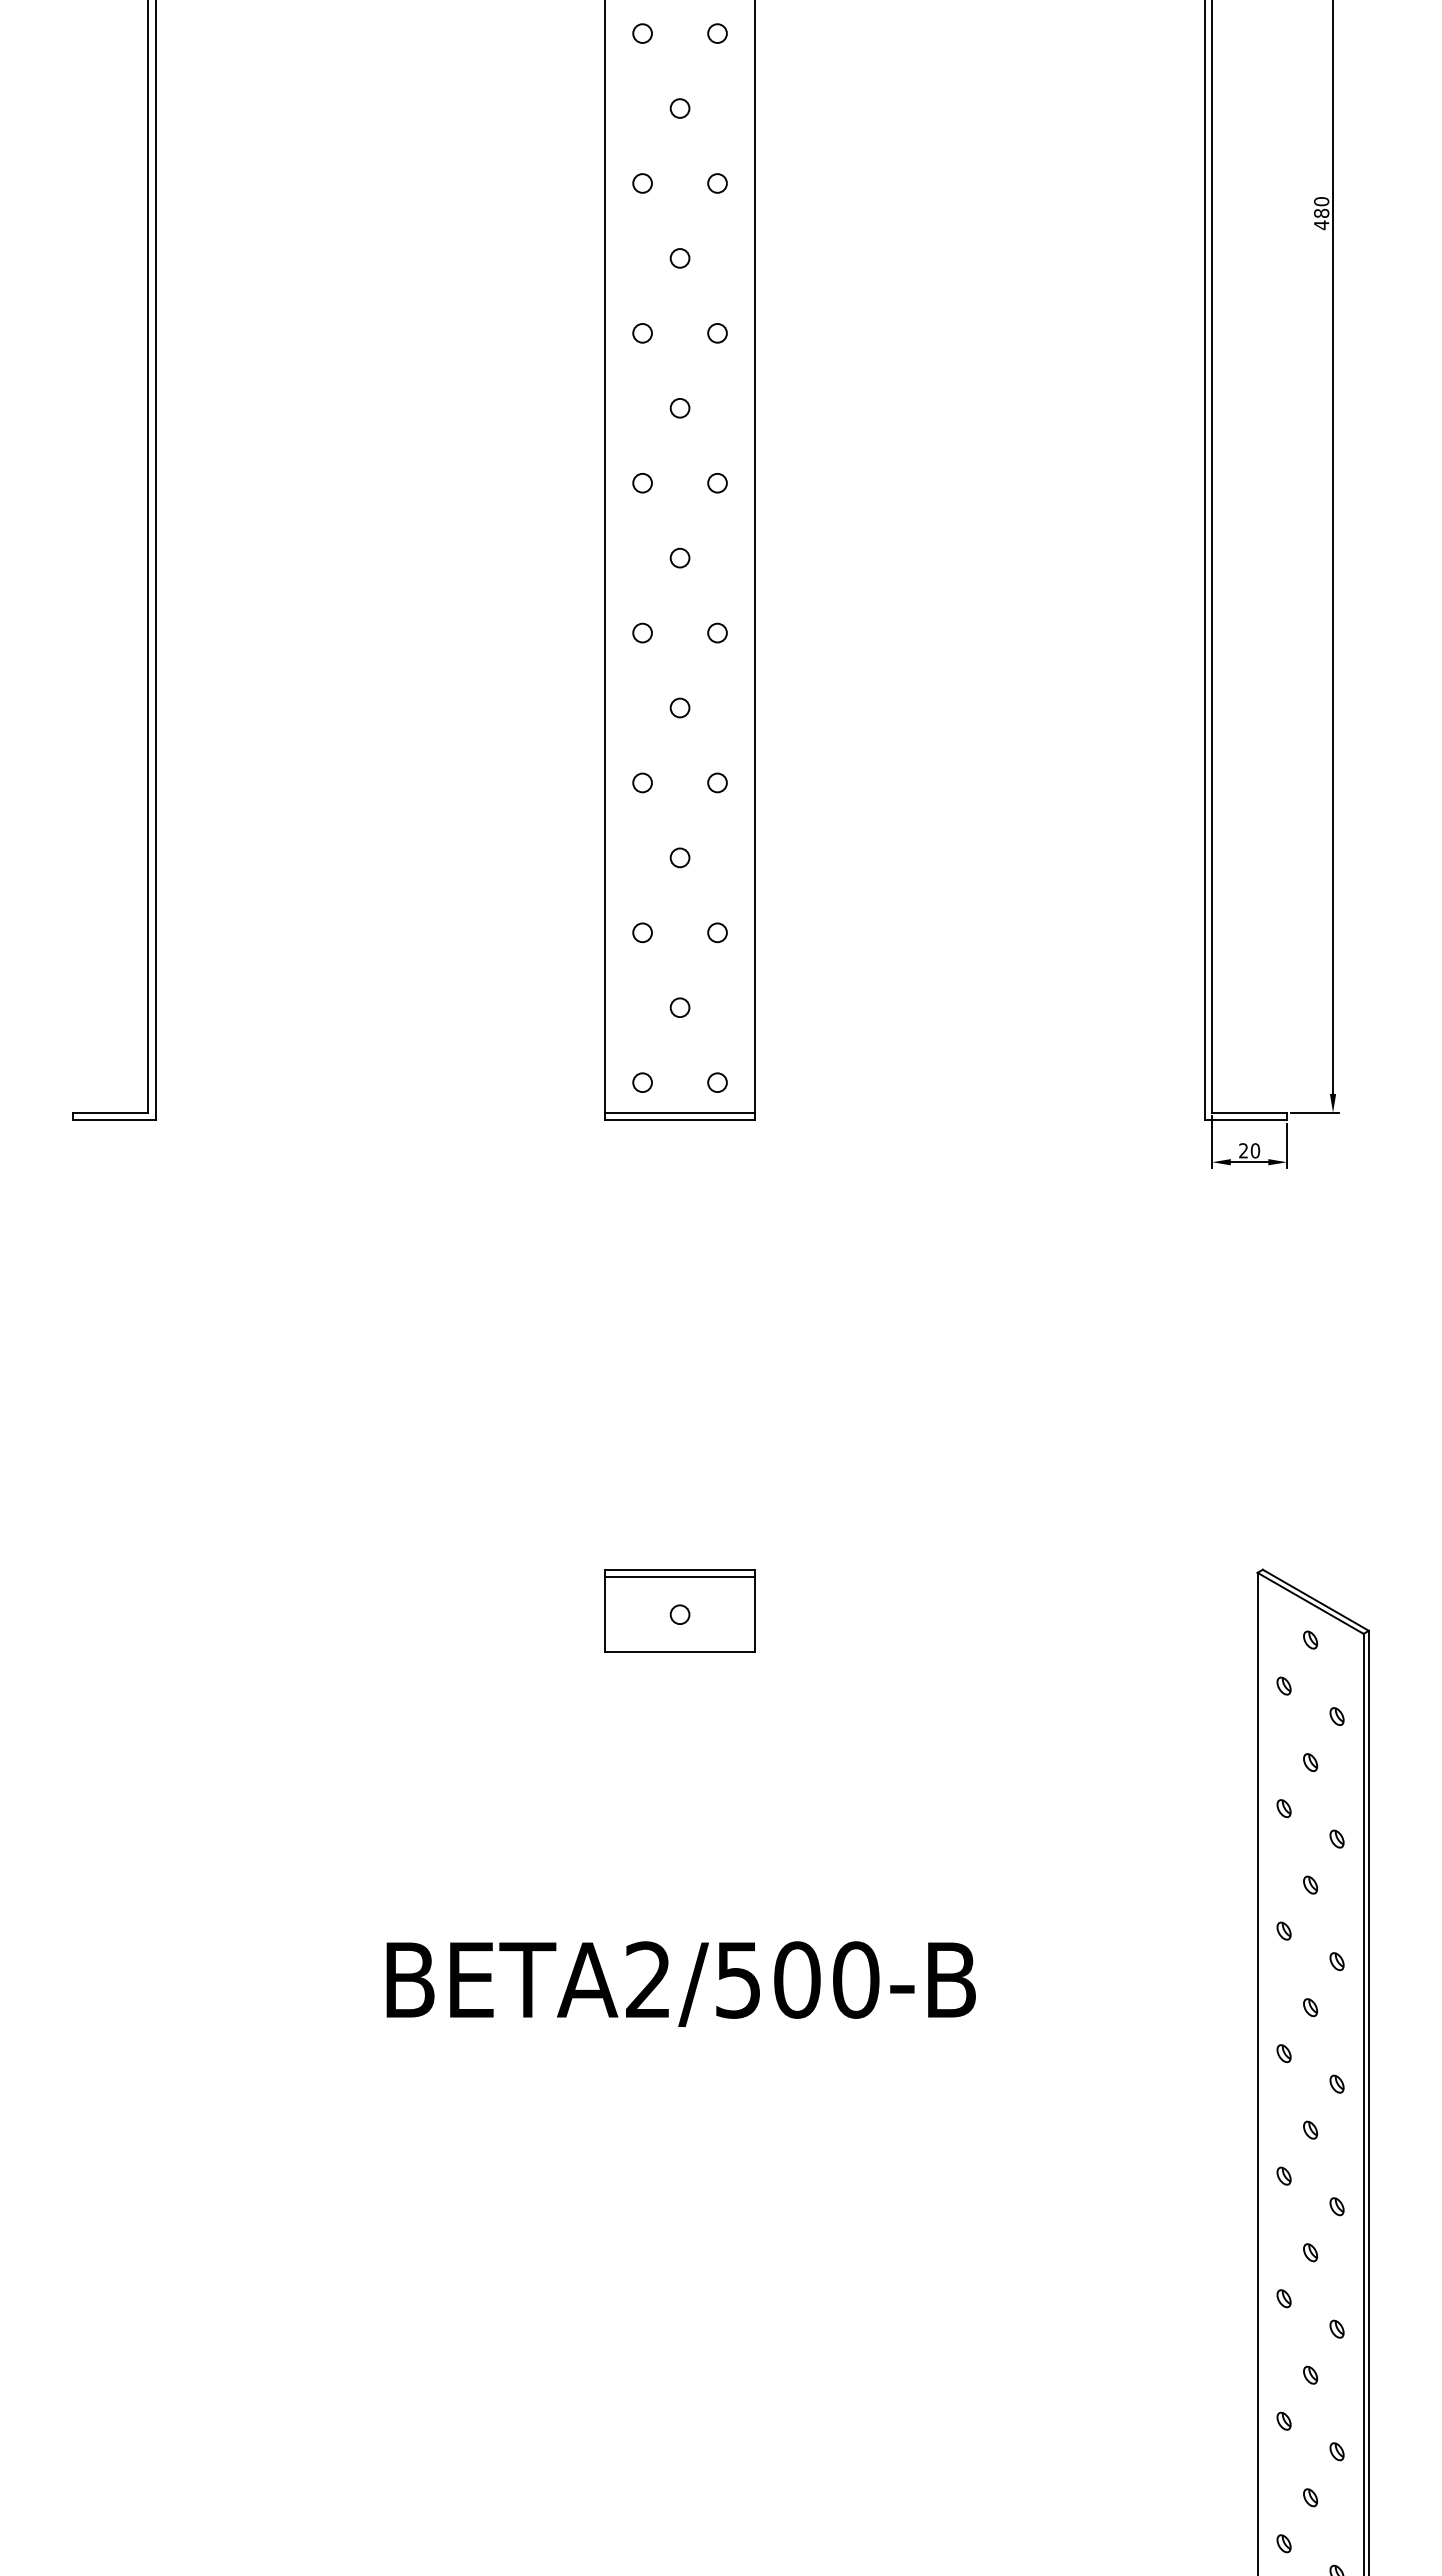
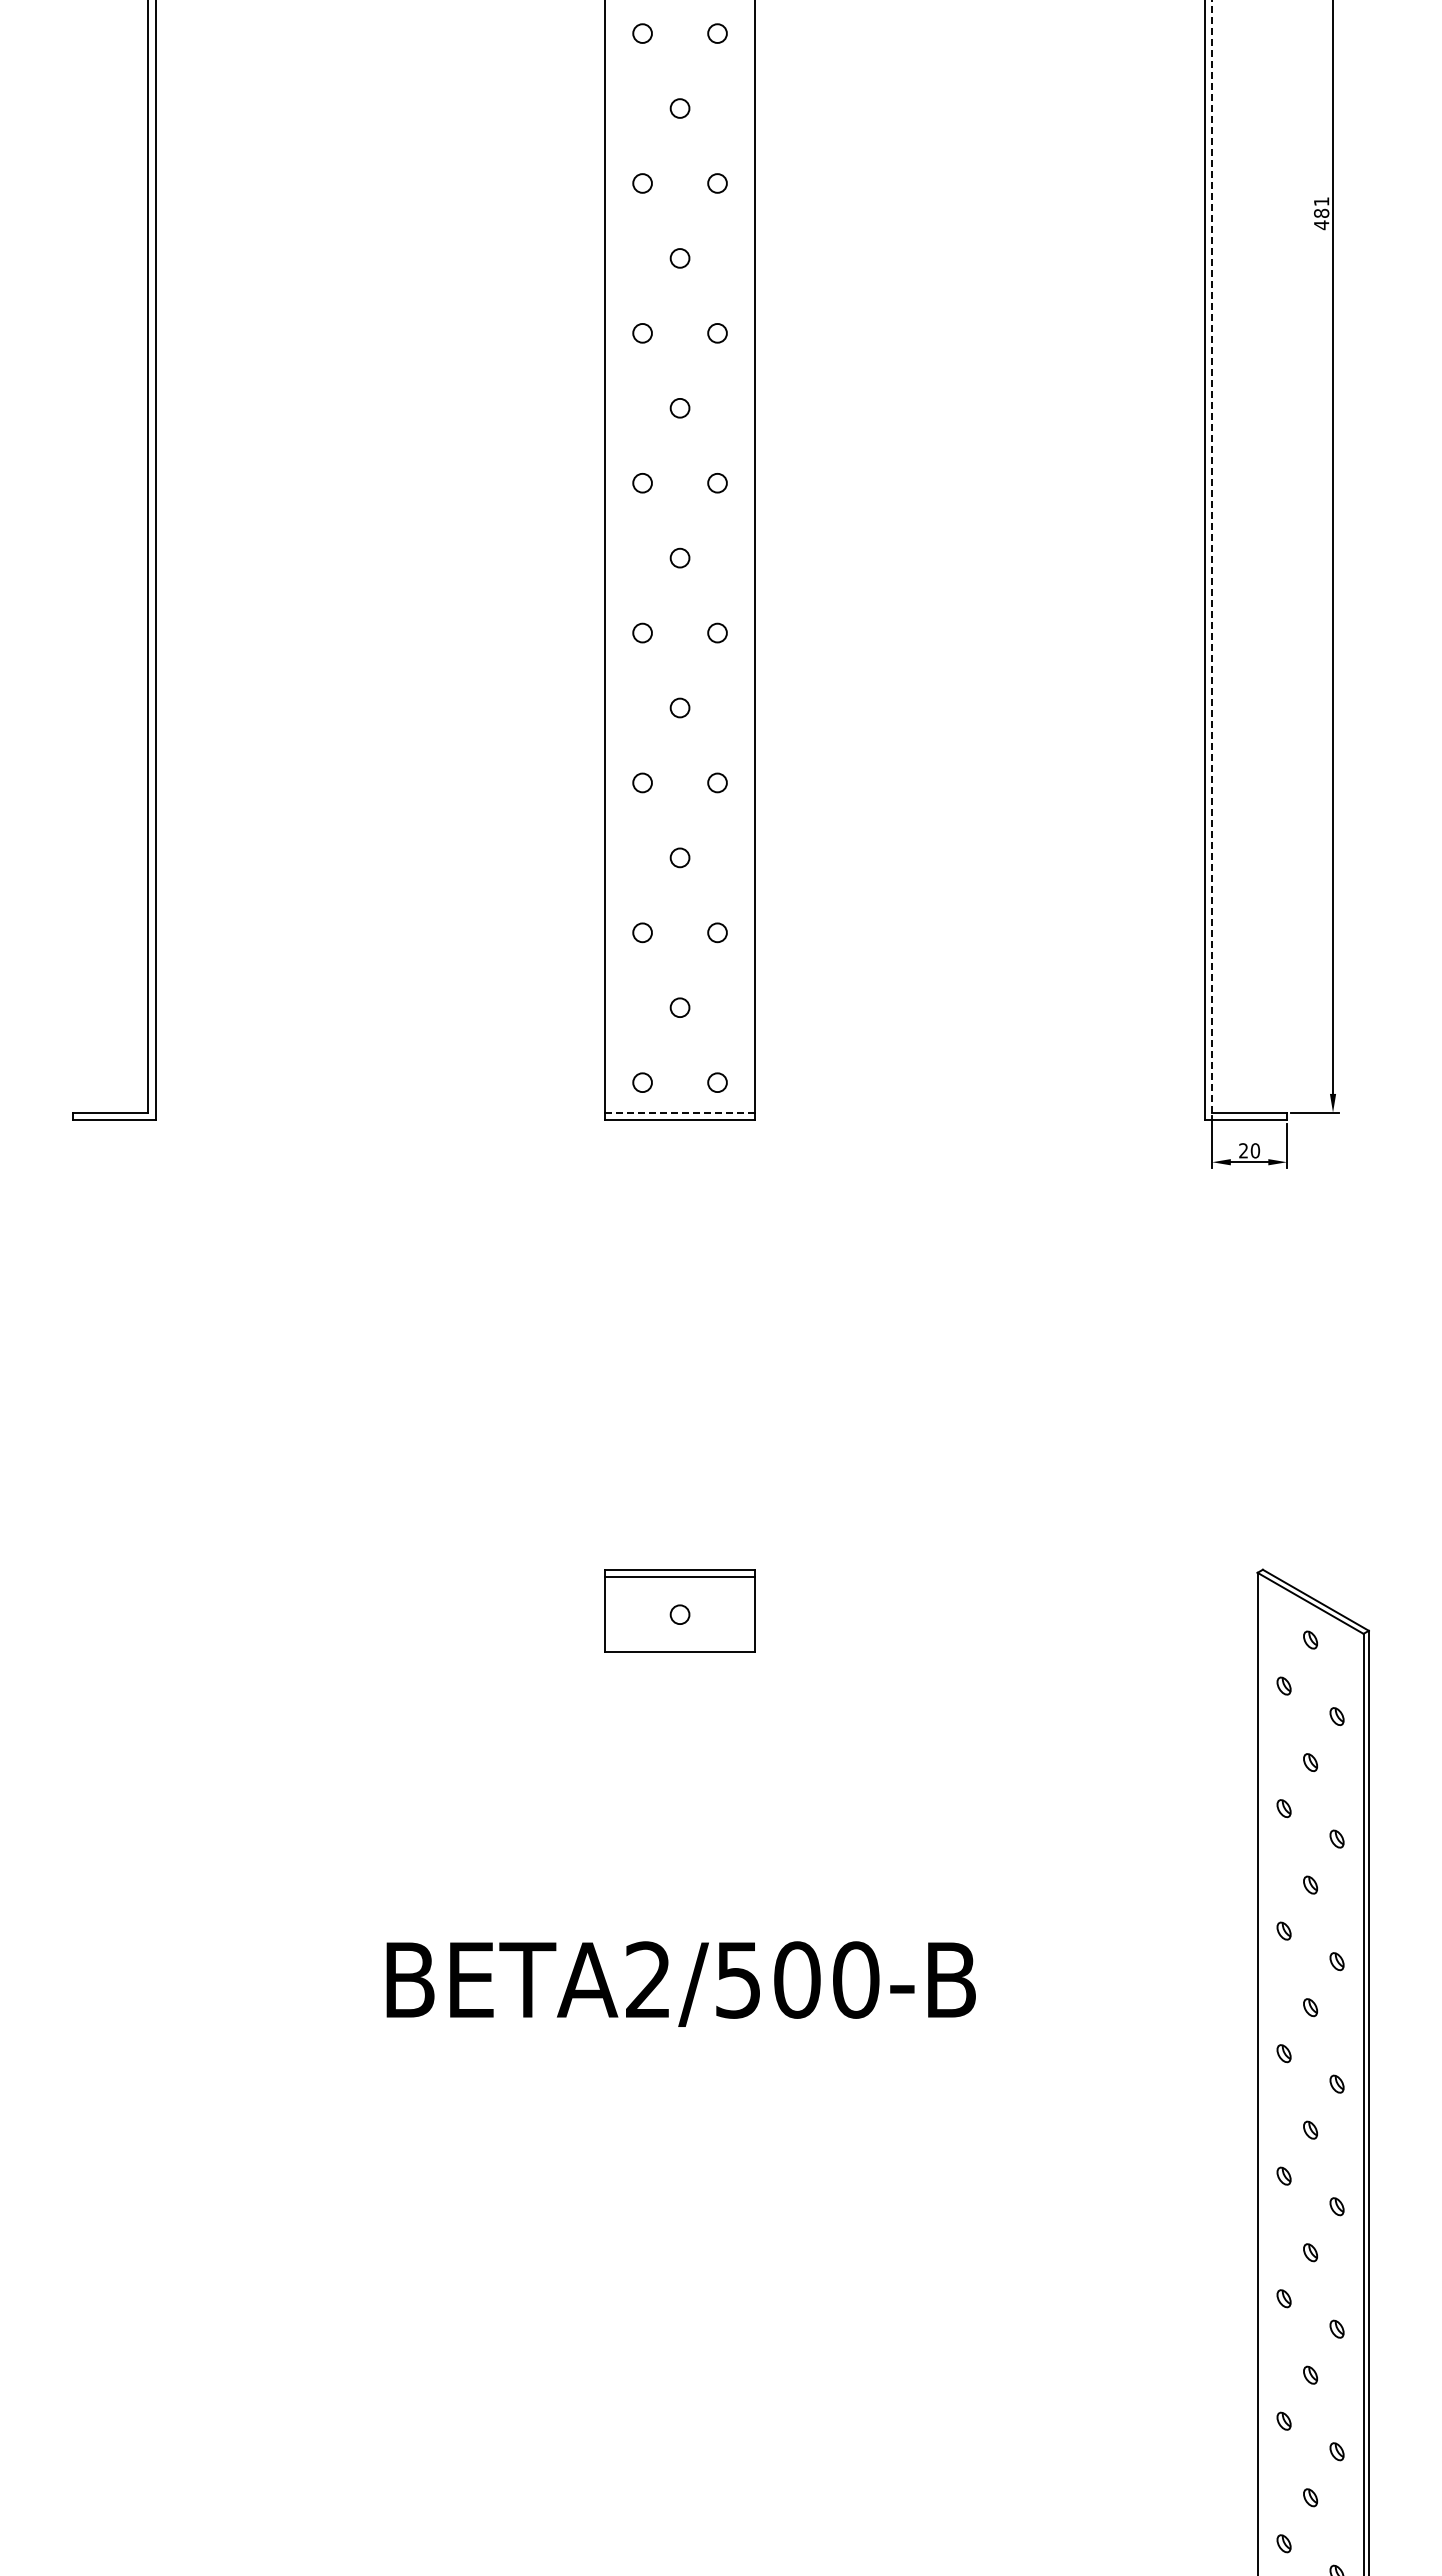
text: 480 -> 481 (1321, 201)
line: solid -> dashed (1212, 555)
line: solid -> dashed (680, 1112)
